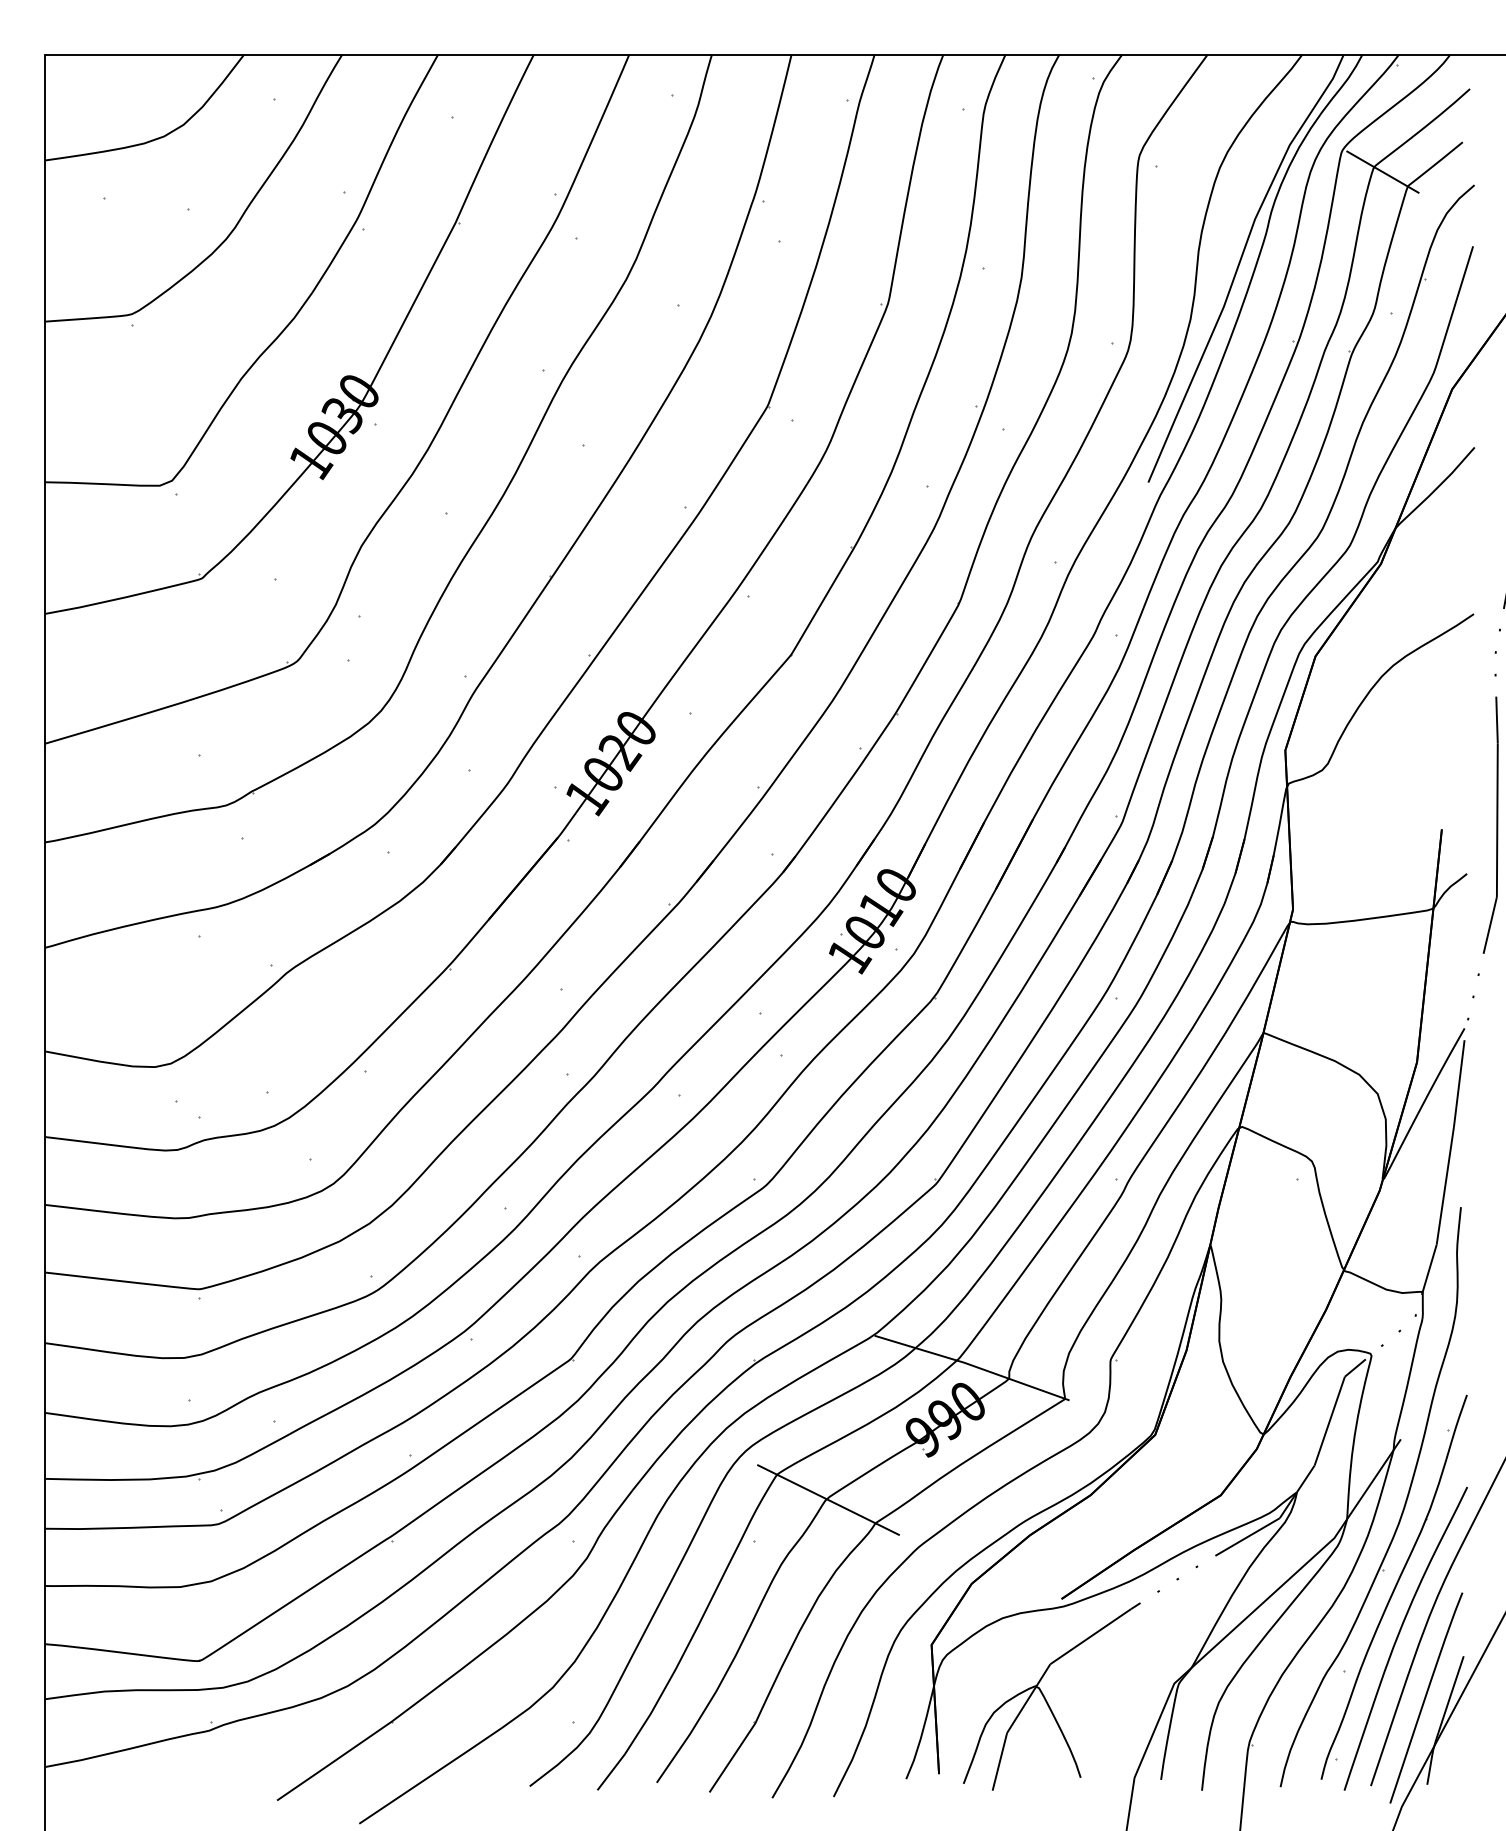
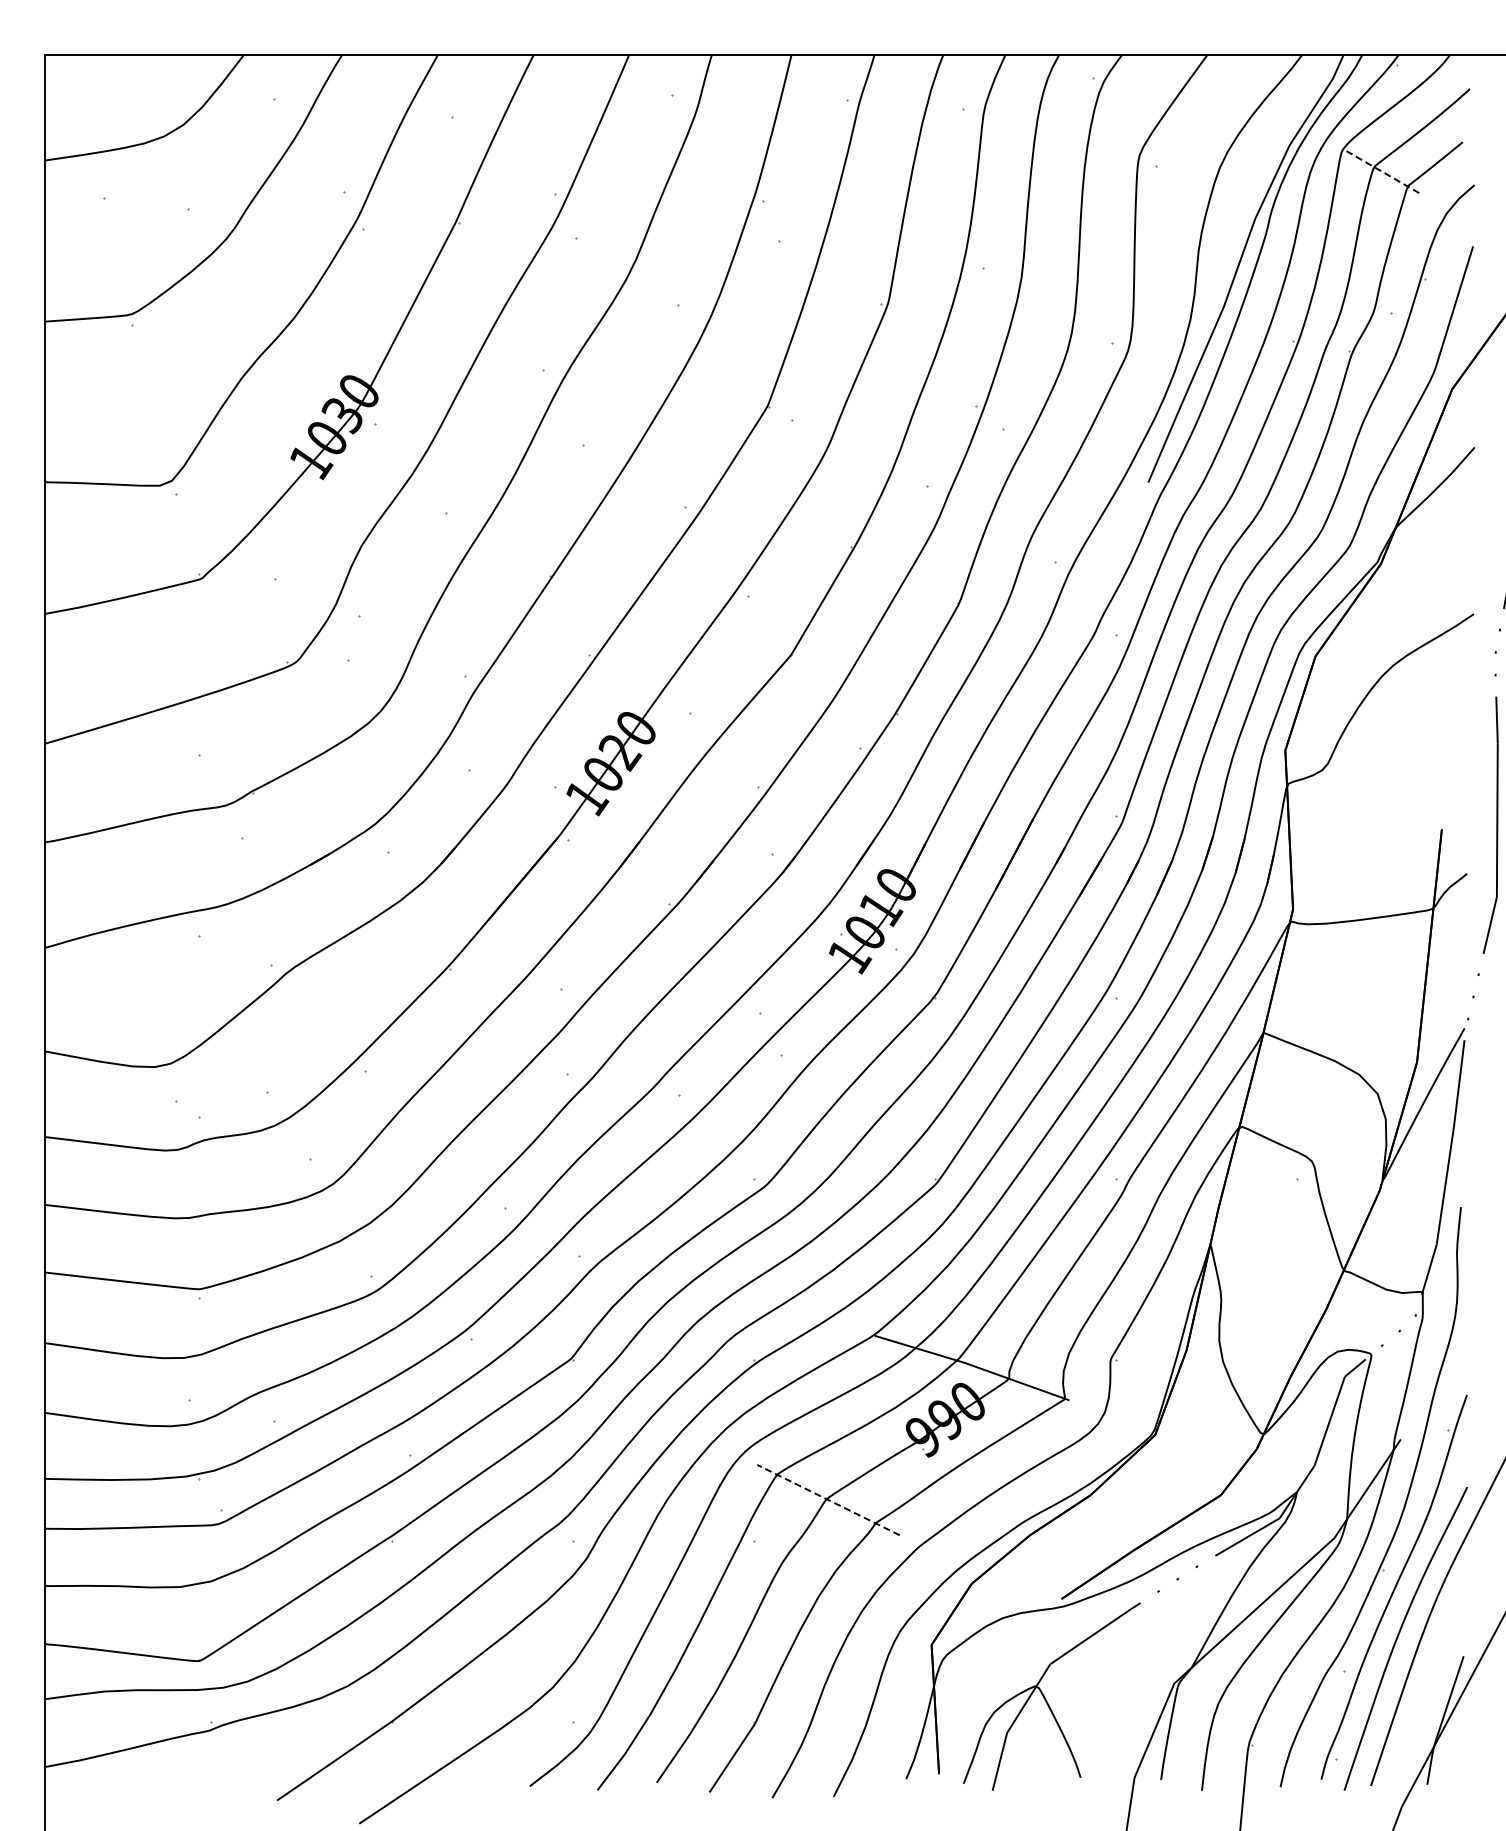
line: solid -> dashed (1383, 172)
line: solid -> dashed (828, 1500)
curve: present -> none (1426, 1697)
